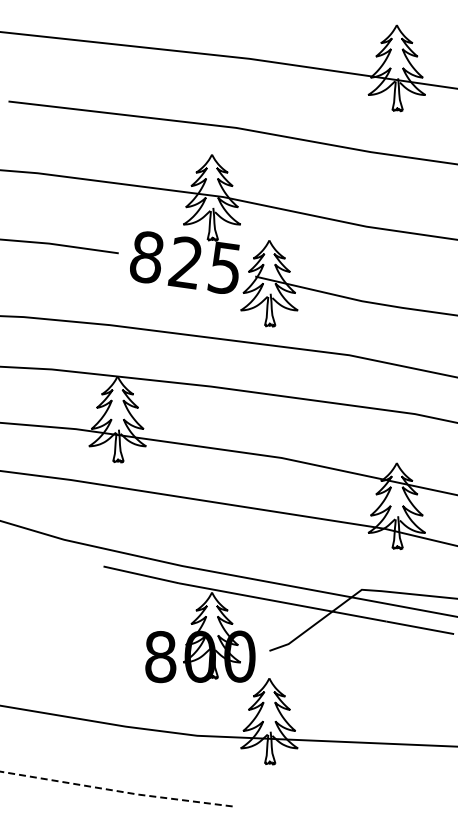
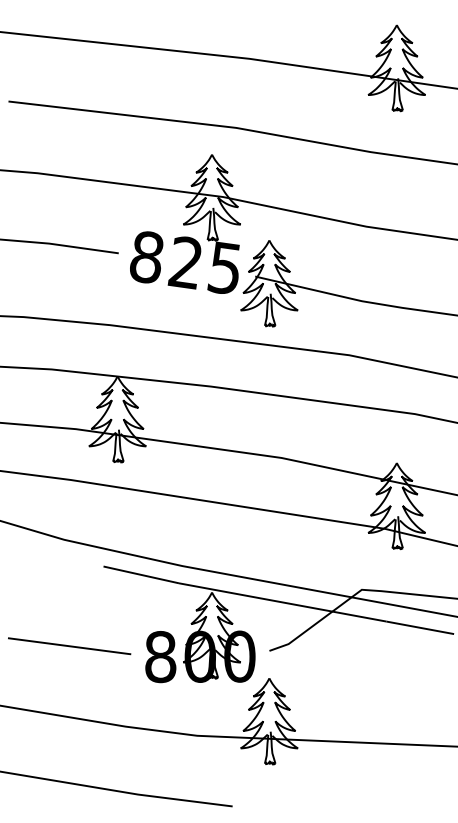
line: none -> present (69, 646)
line: dashed -> solid (116, 790)
